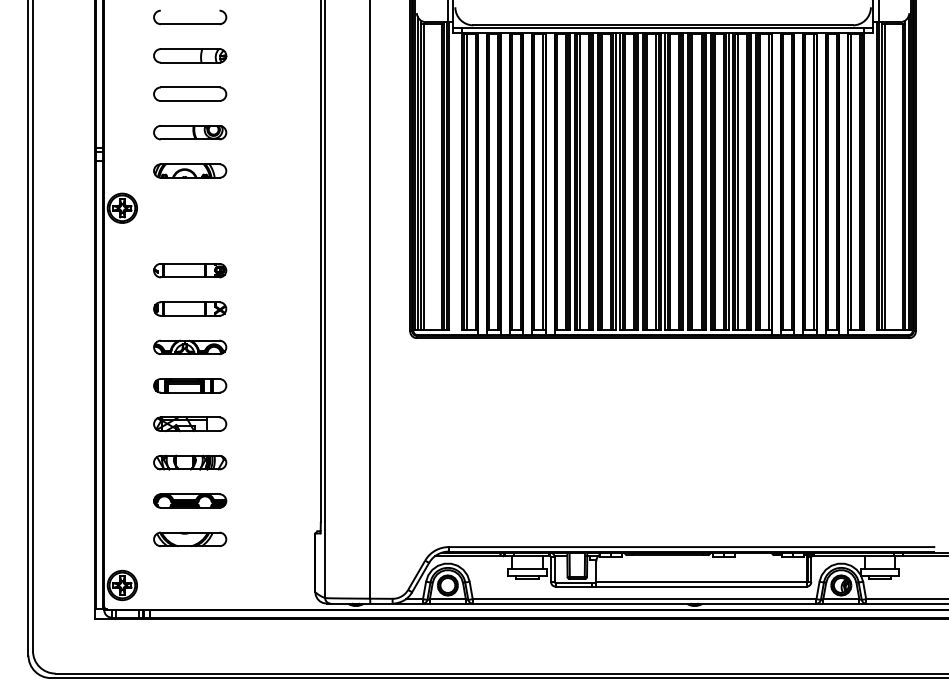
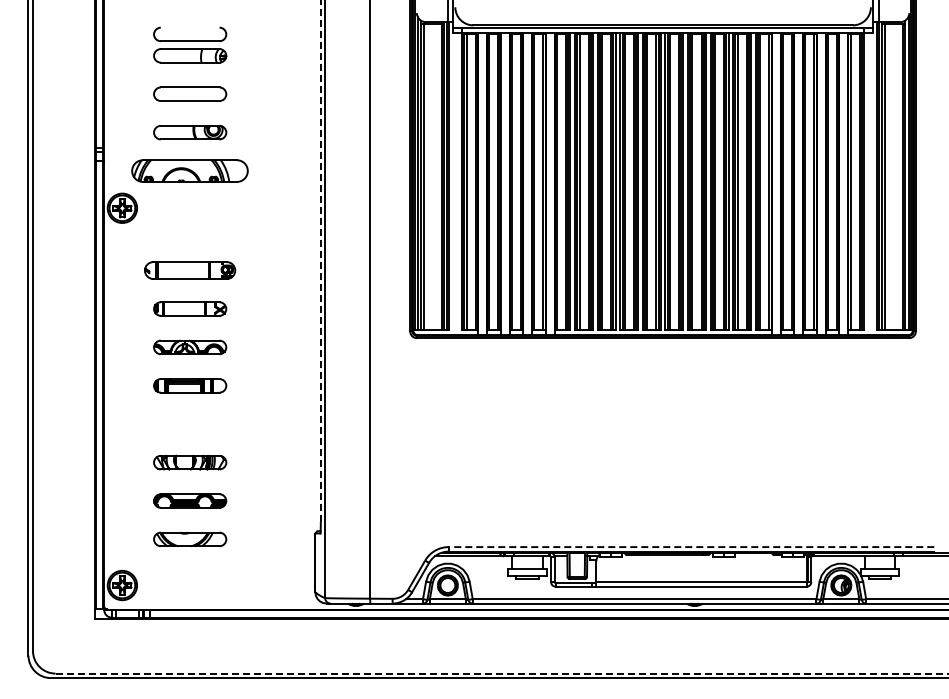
part position: (190, 17) -> (190, 34) (190, 34)
part size: 75x16 px -> 118x24 px (189, 170)
line: solid -> dashed (320, 261)
part size: 75x16 px -> 93x19 px (190, 270)
part: present -> none (190, 424)
line: solid -> dashed (691, 547)
line: solid -> dashed (502, 673)
